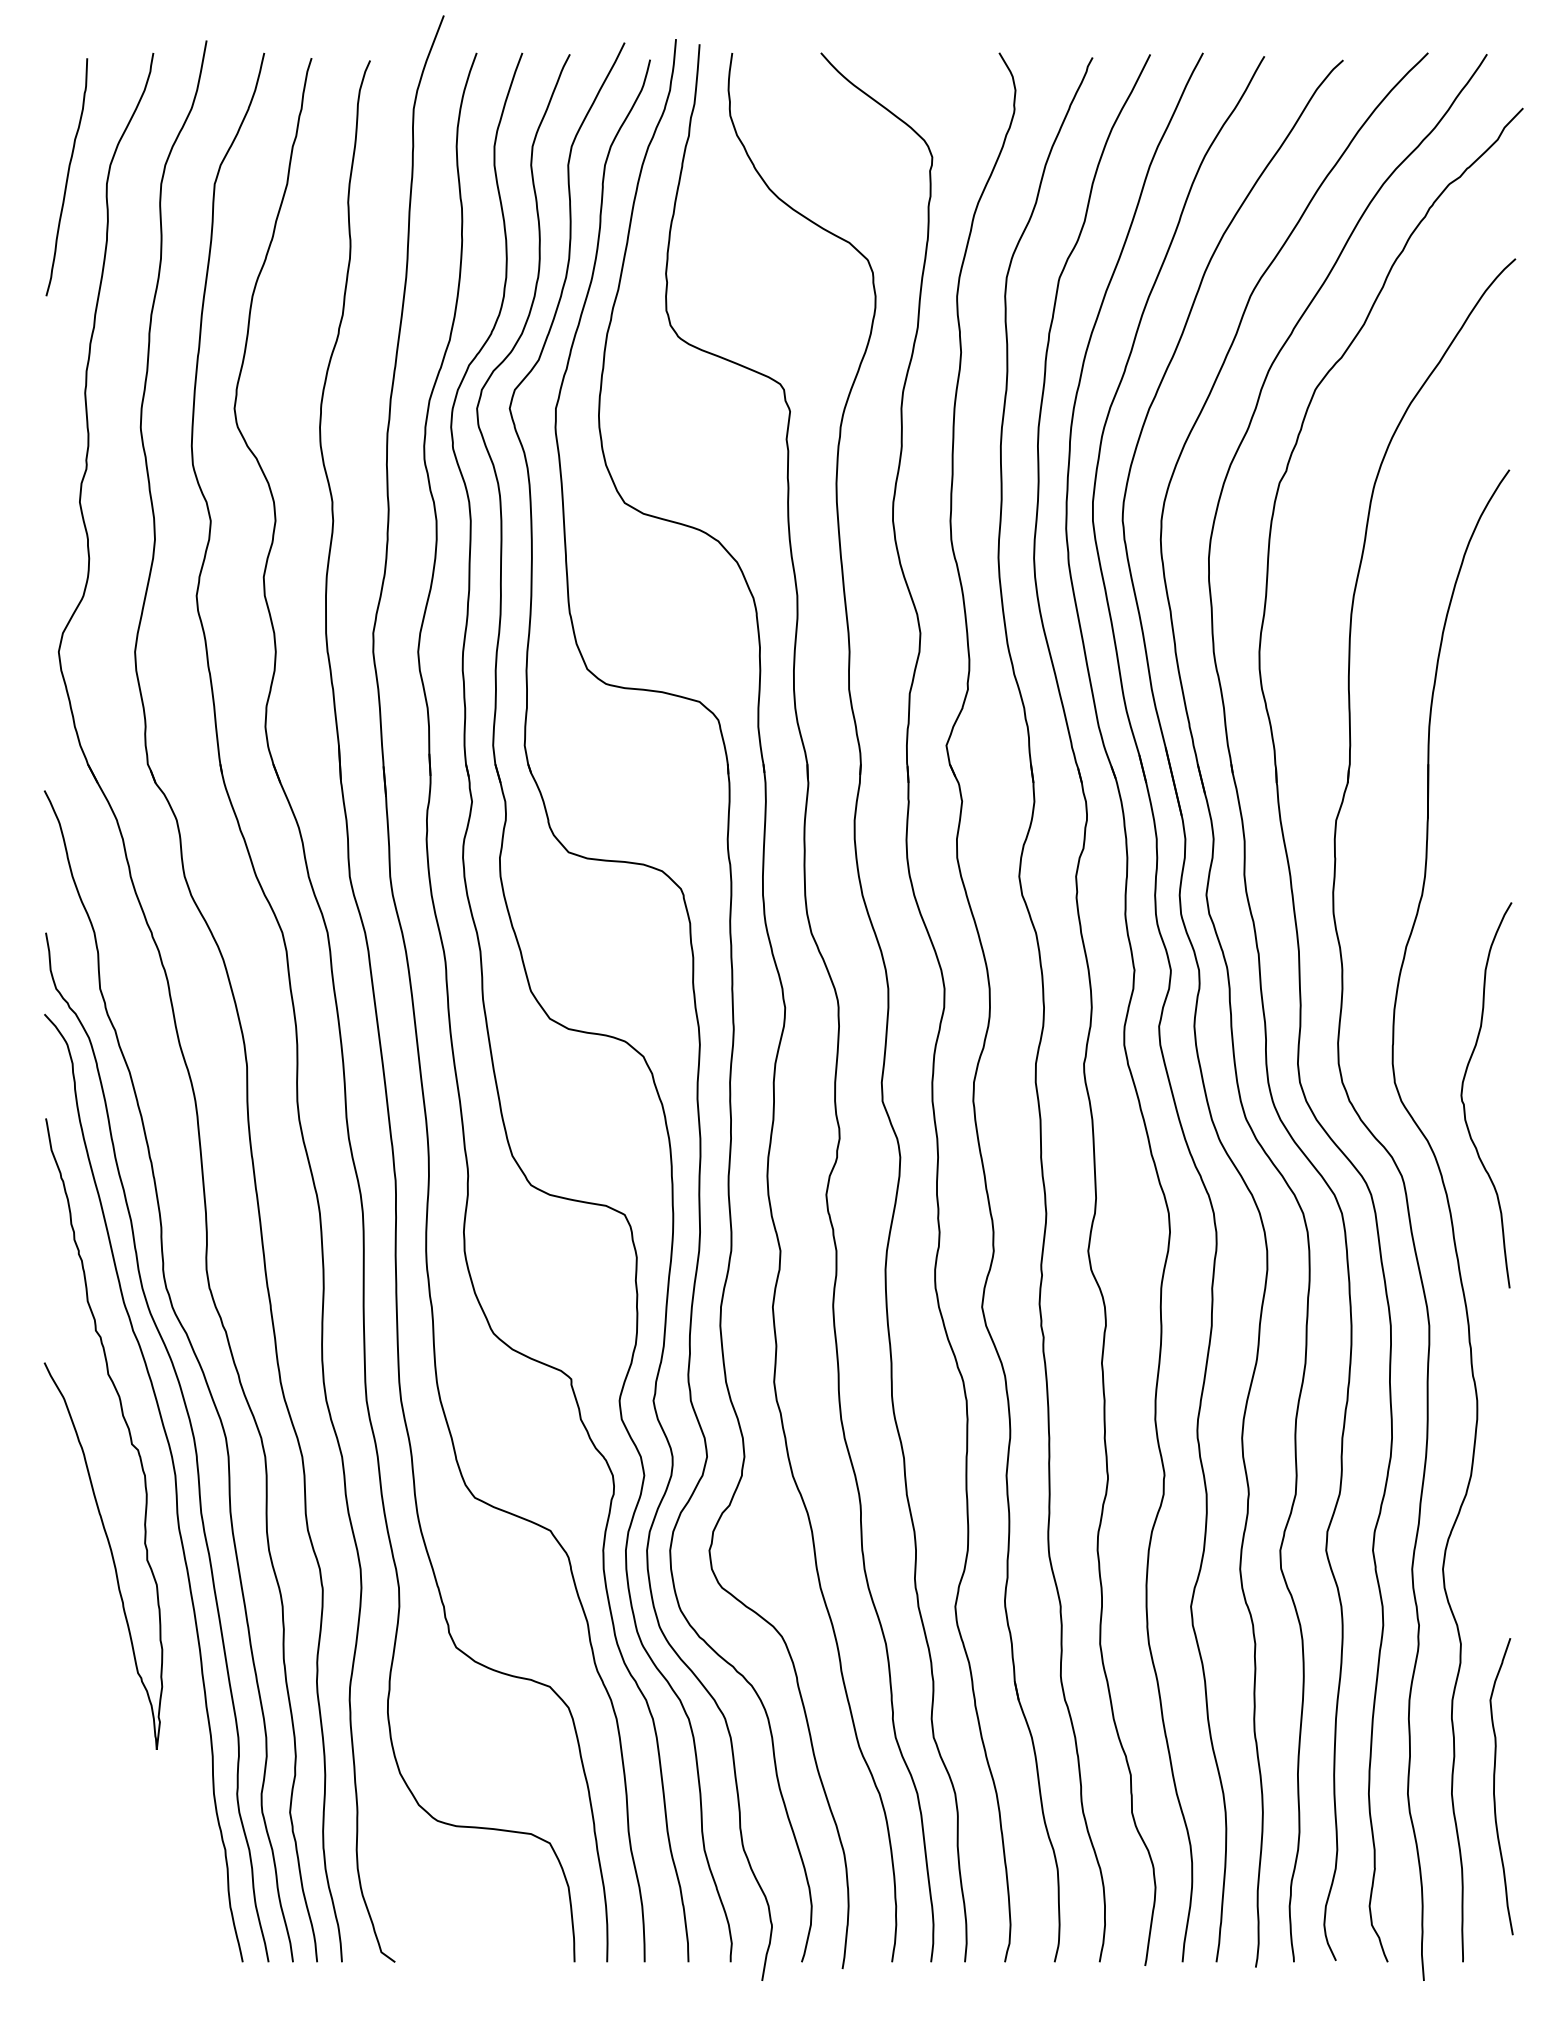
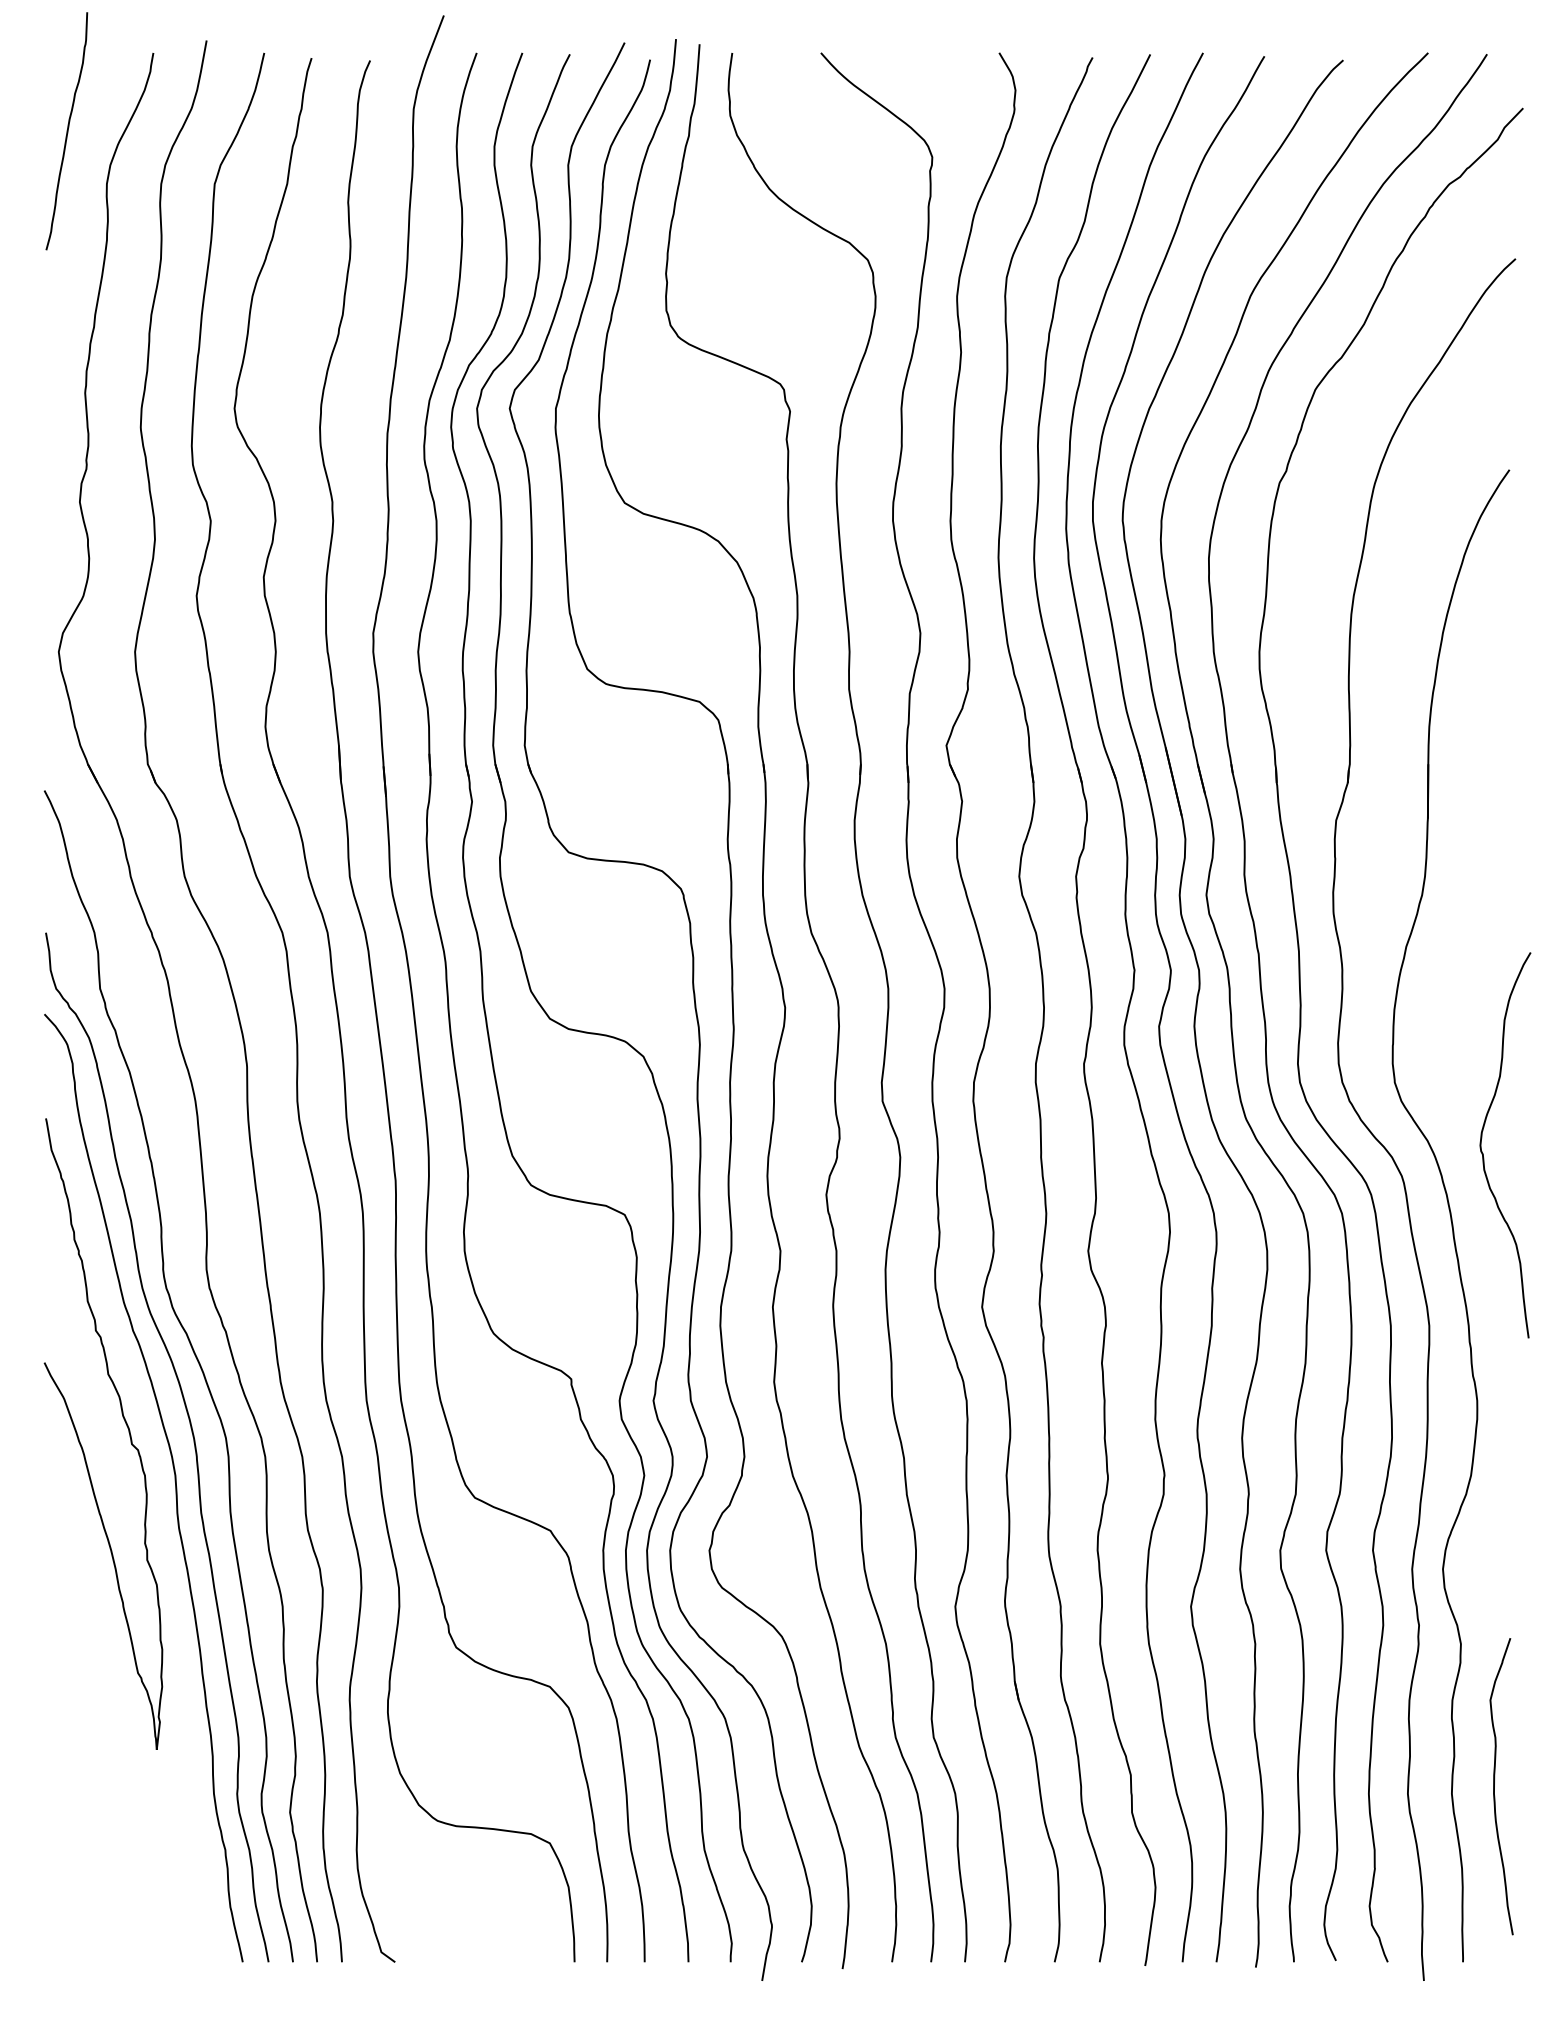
curve position: (66, 177) -> (66, 131) (66, 131)
curve position: (1464, 1103) -> (1483, 1153) (1483, 1153)
